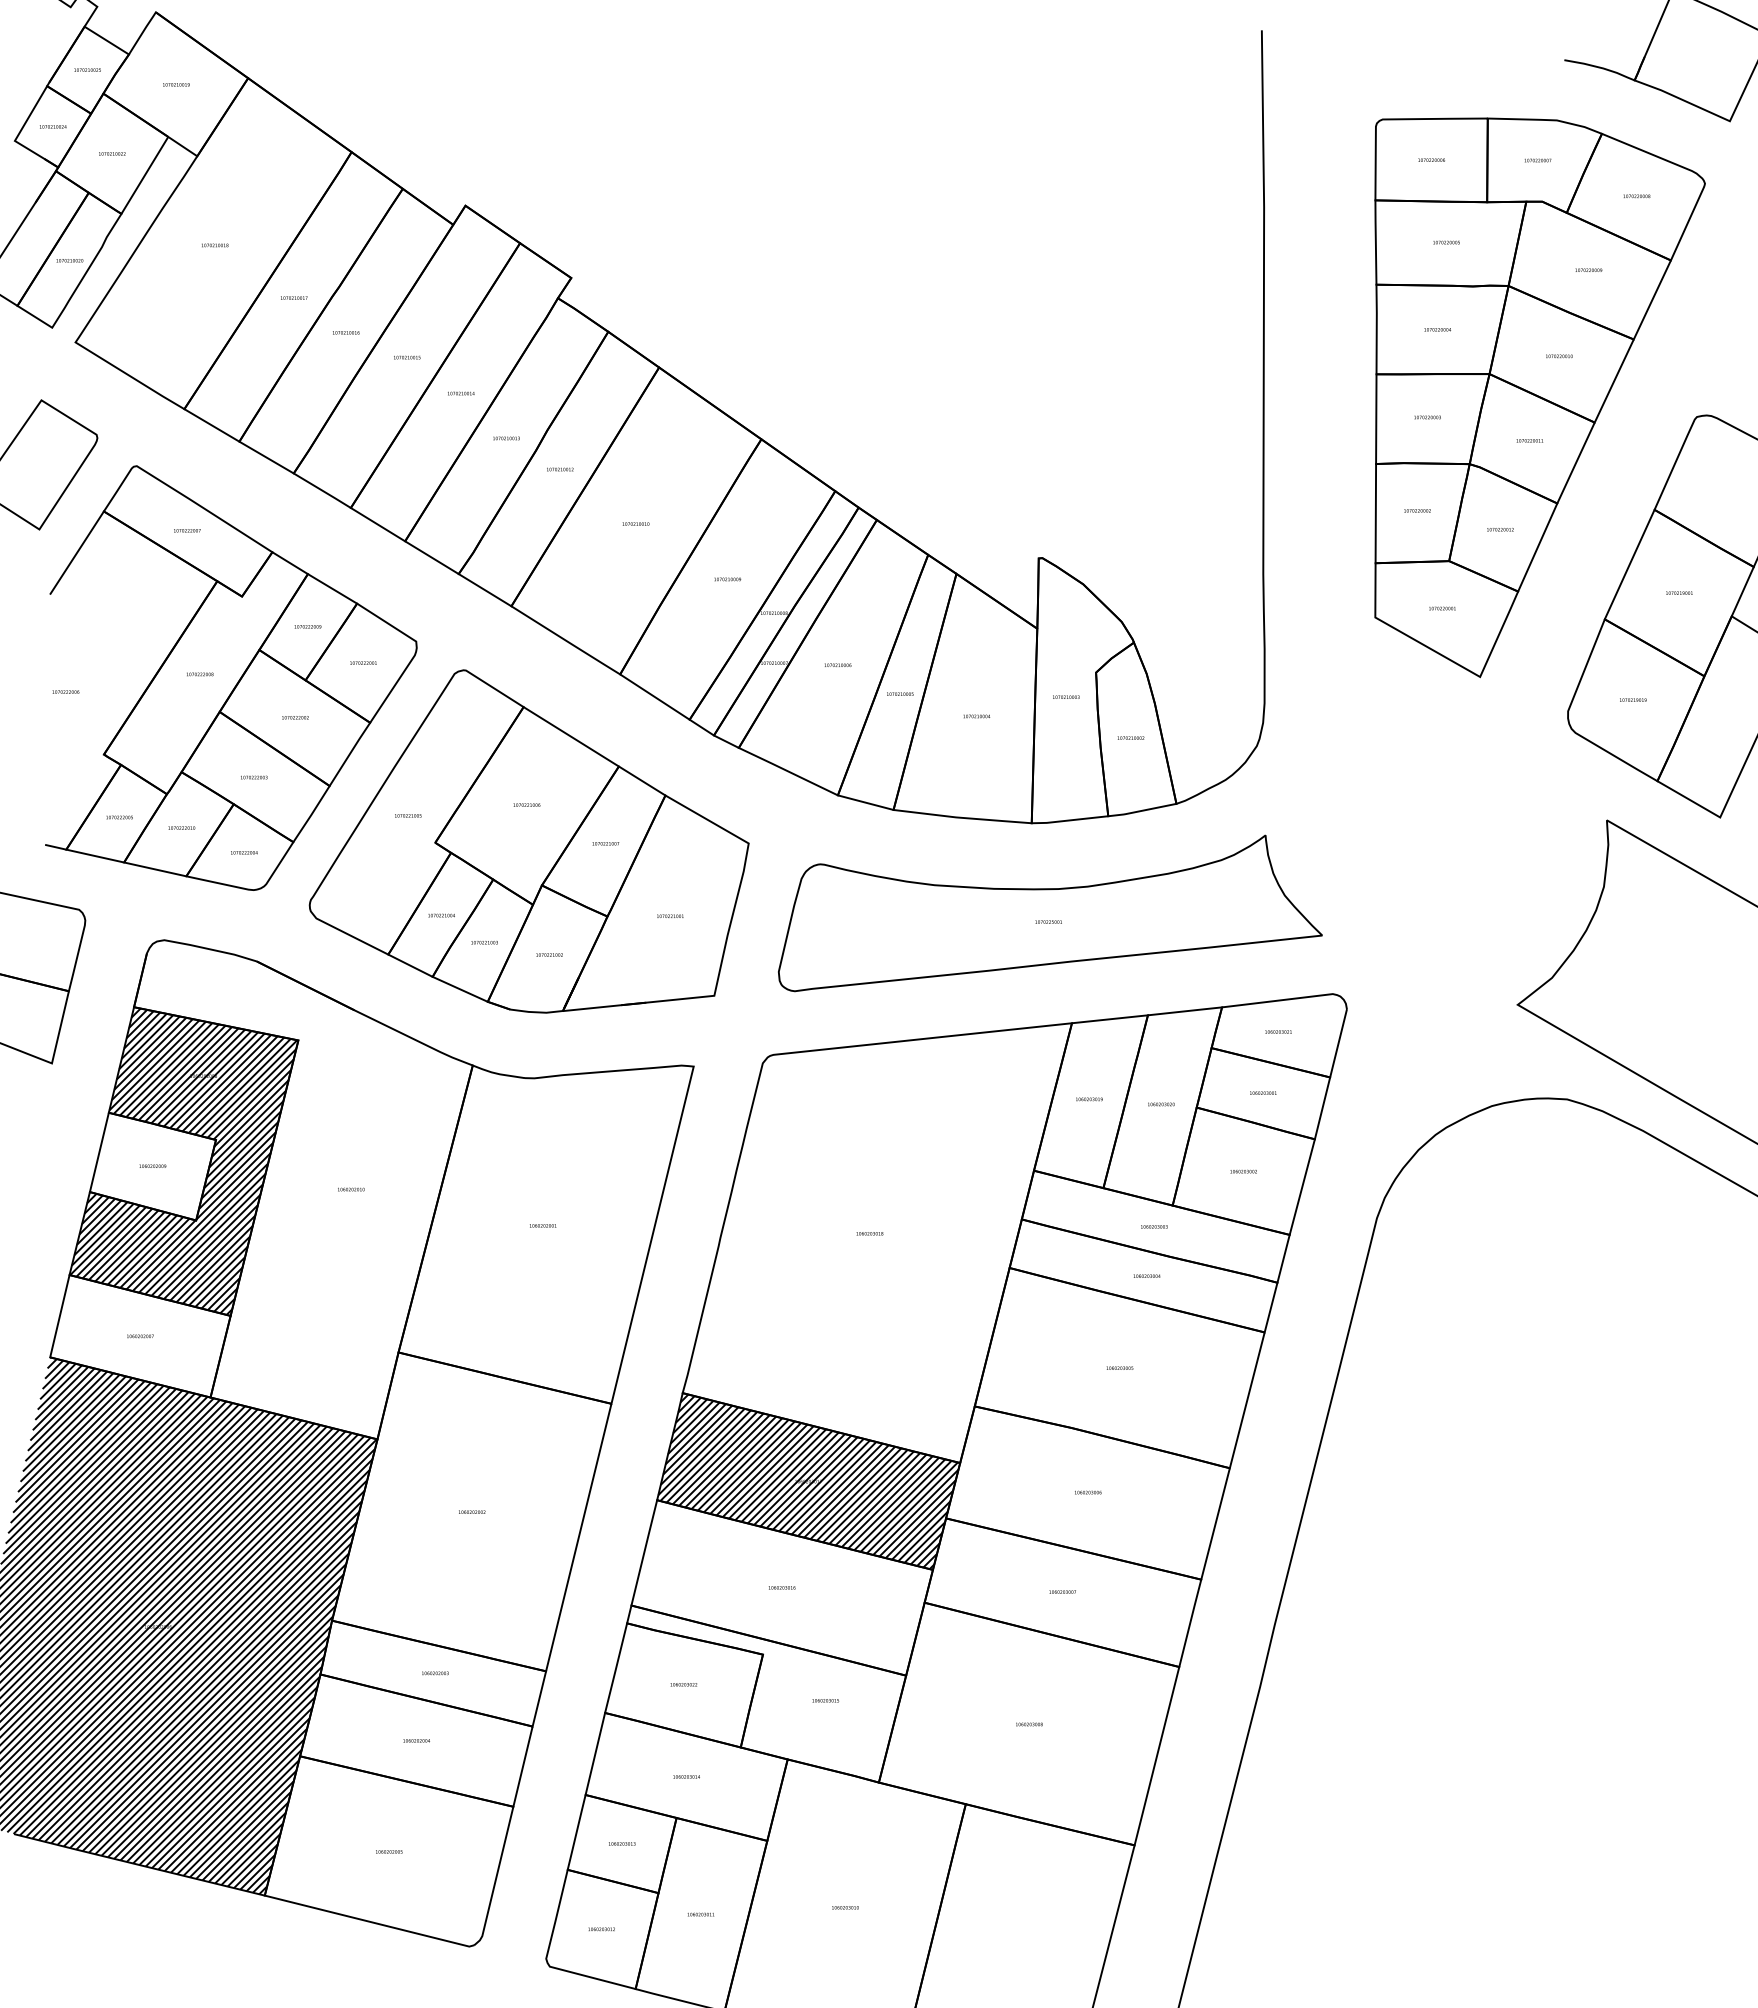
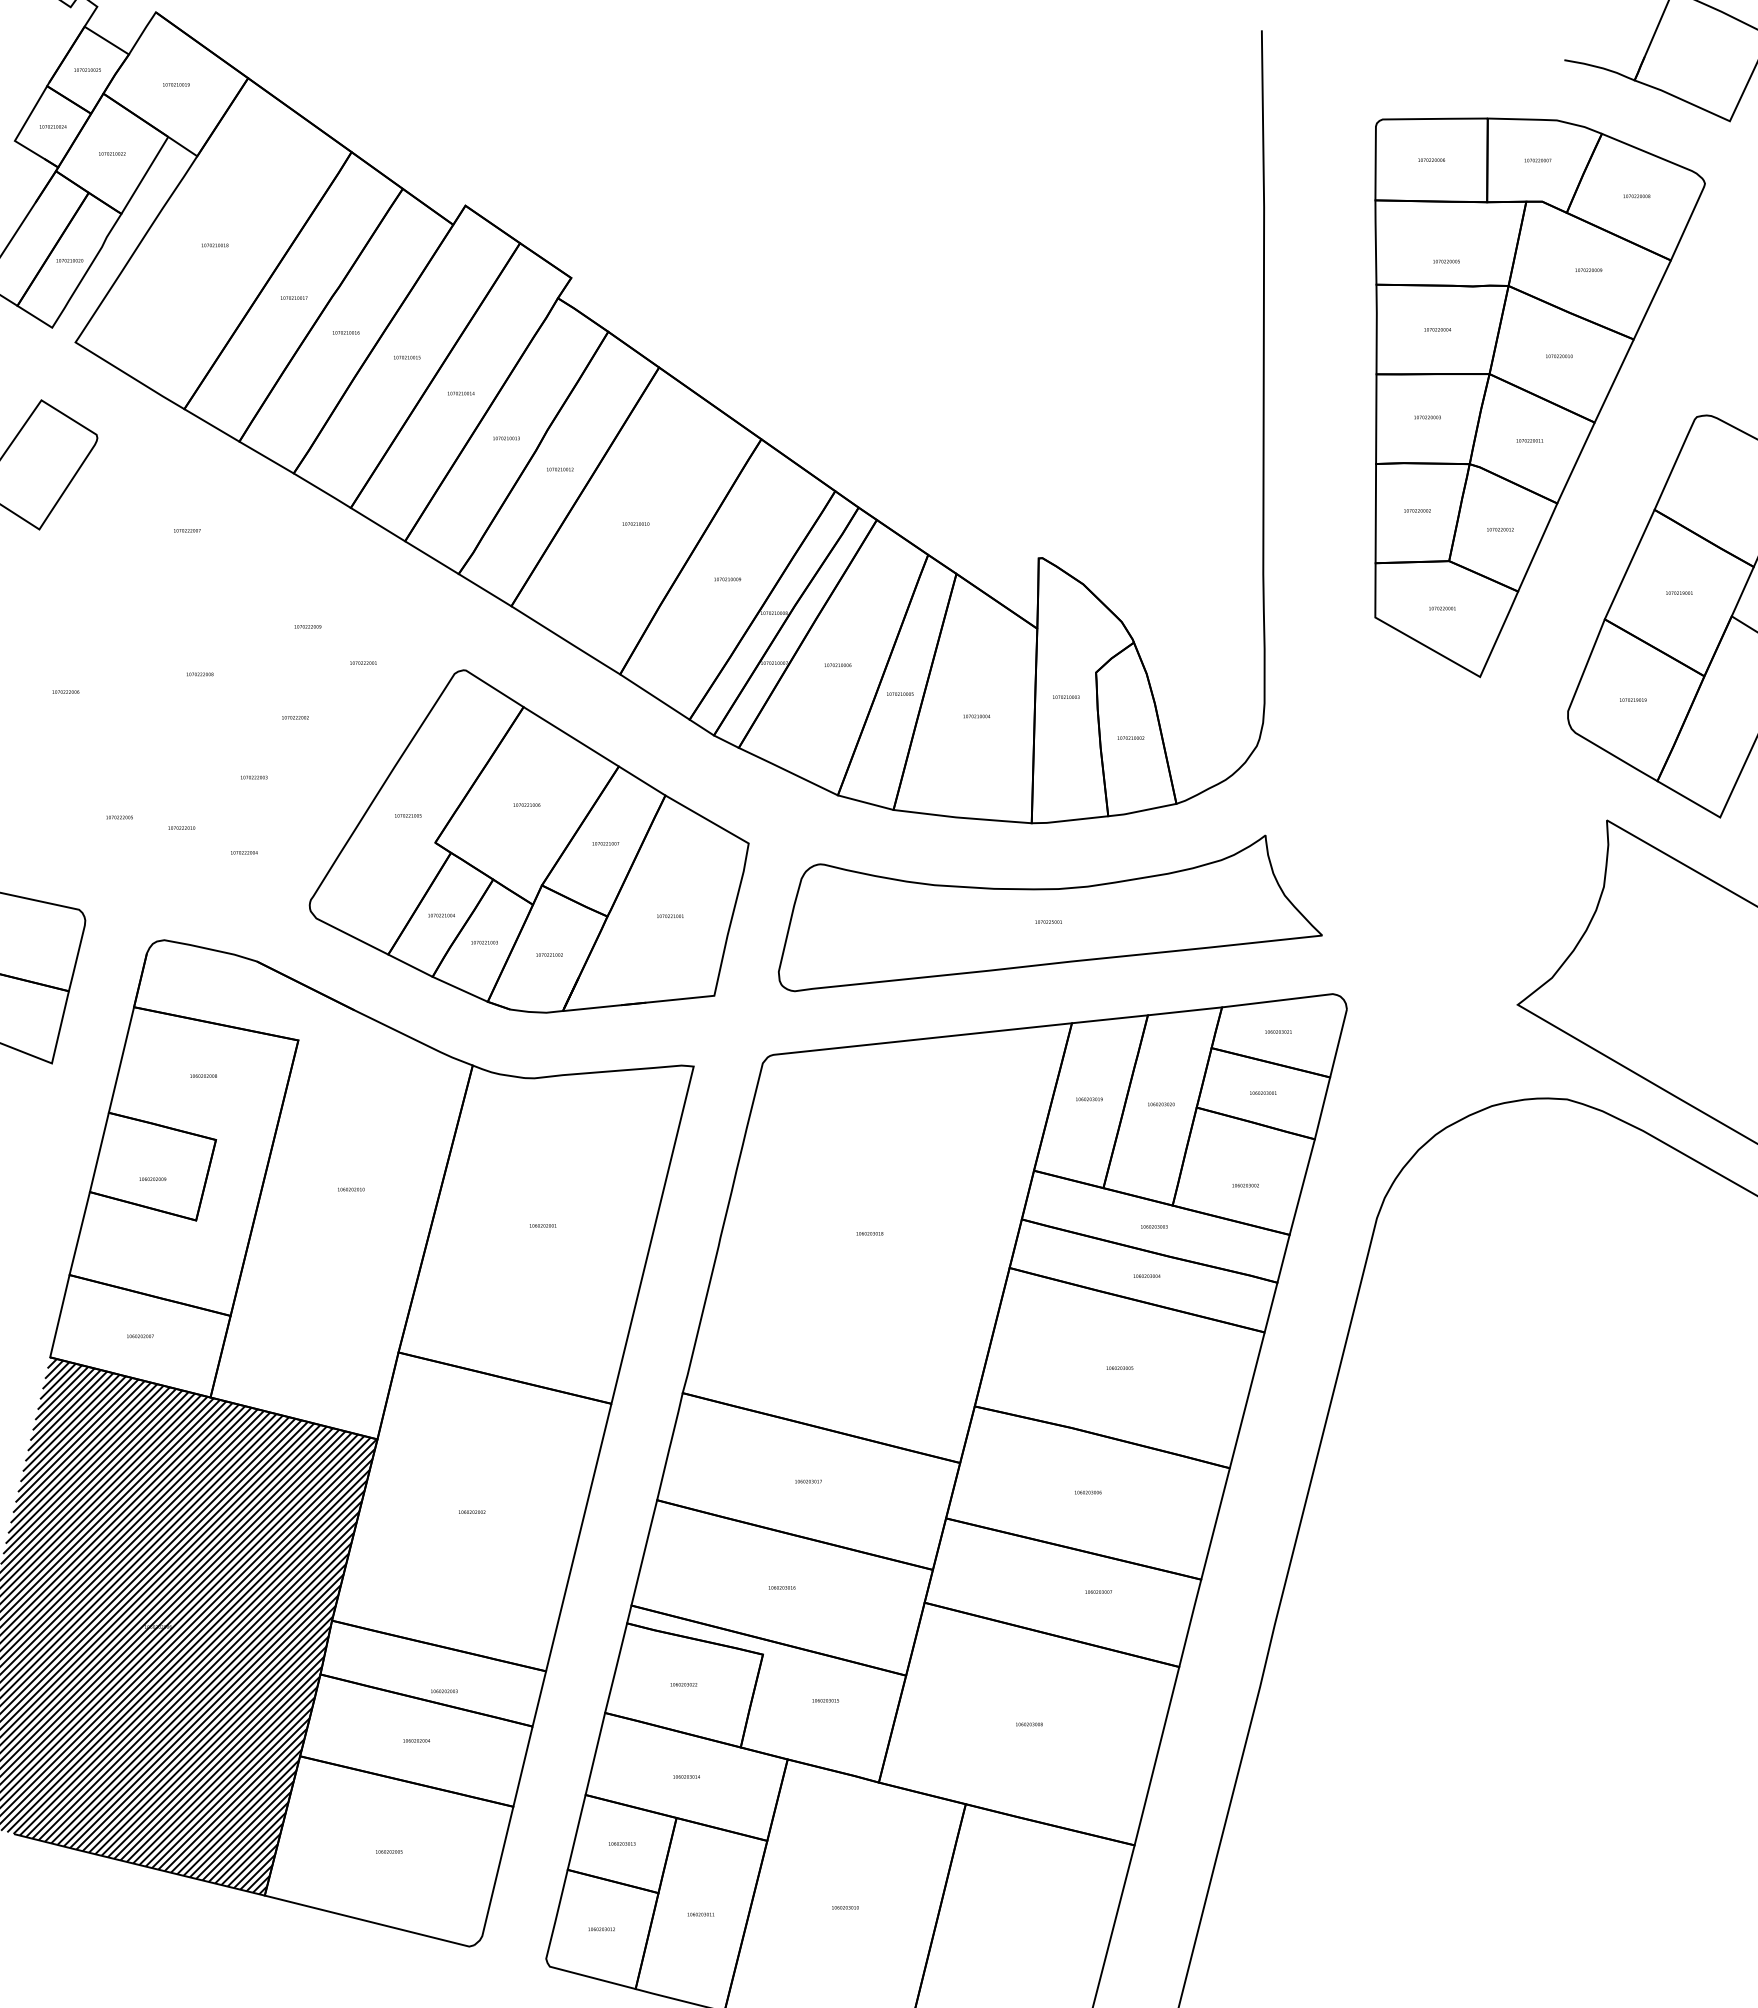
text position: (1446, 242) -> (1446, 261) (1446, 261)
part: present -> none (231, 677)
hatch: present -> none (183, 1160)
text position: (152, 1165) -> (152, 1178) (152, 1178)
text position: (1243, 1171) -> (1245, 1185) (1245, 1185)
hatch: present -> none (808, 1481)
text position: (1062, 1591) -> (1098, 1591) (1098, 1591)
text position: (435, 1673) -> (444, 1691) (444, 1691)
